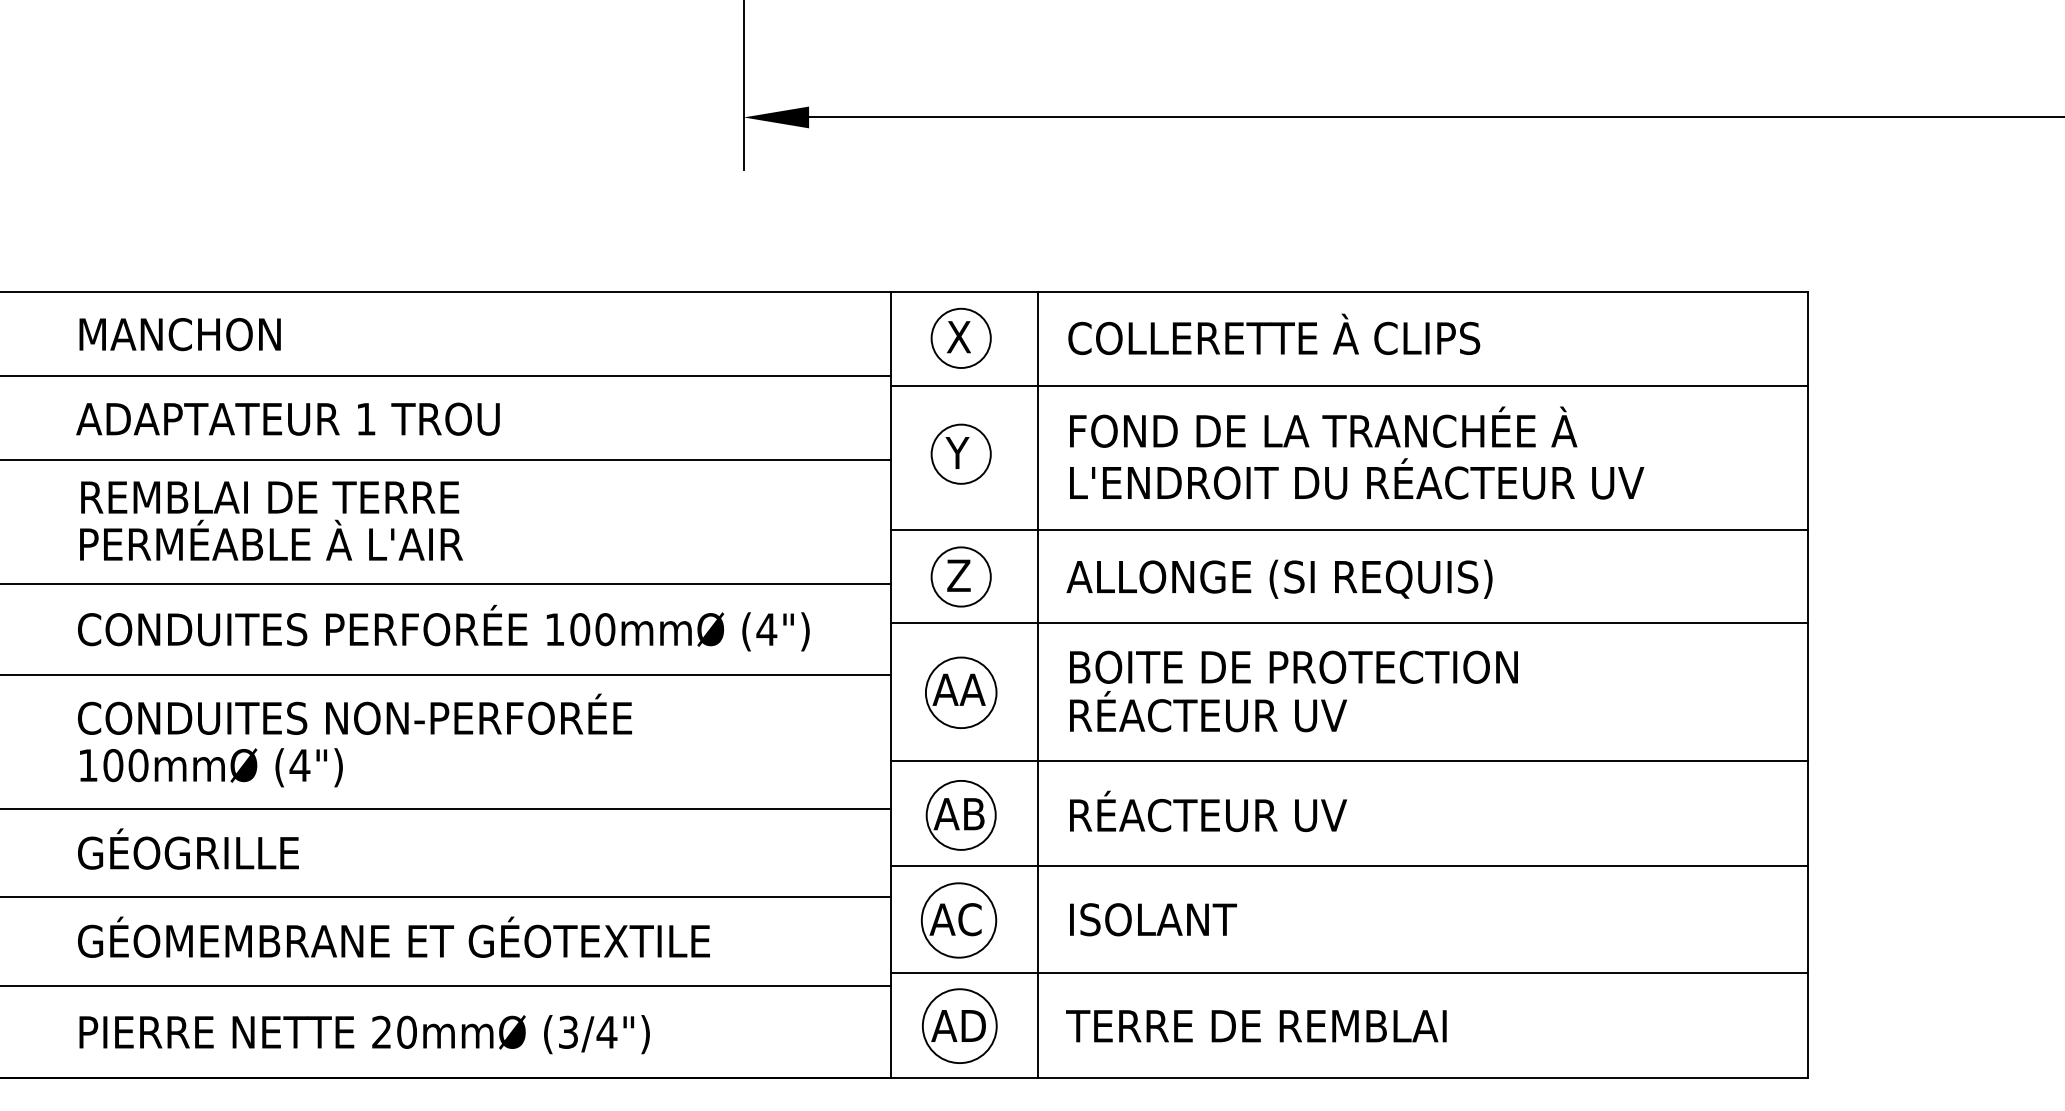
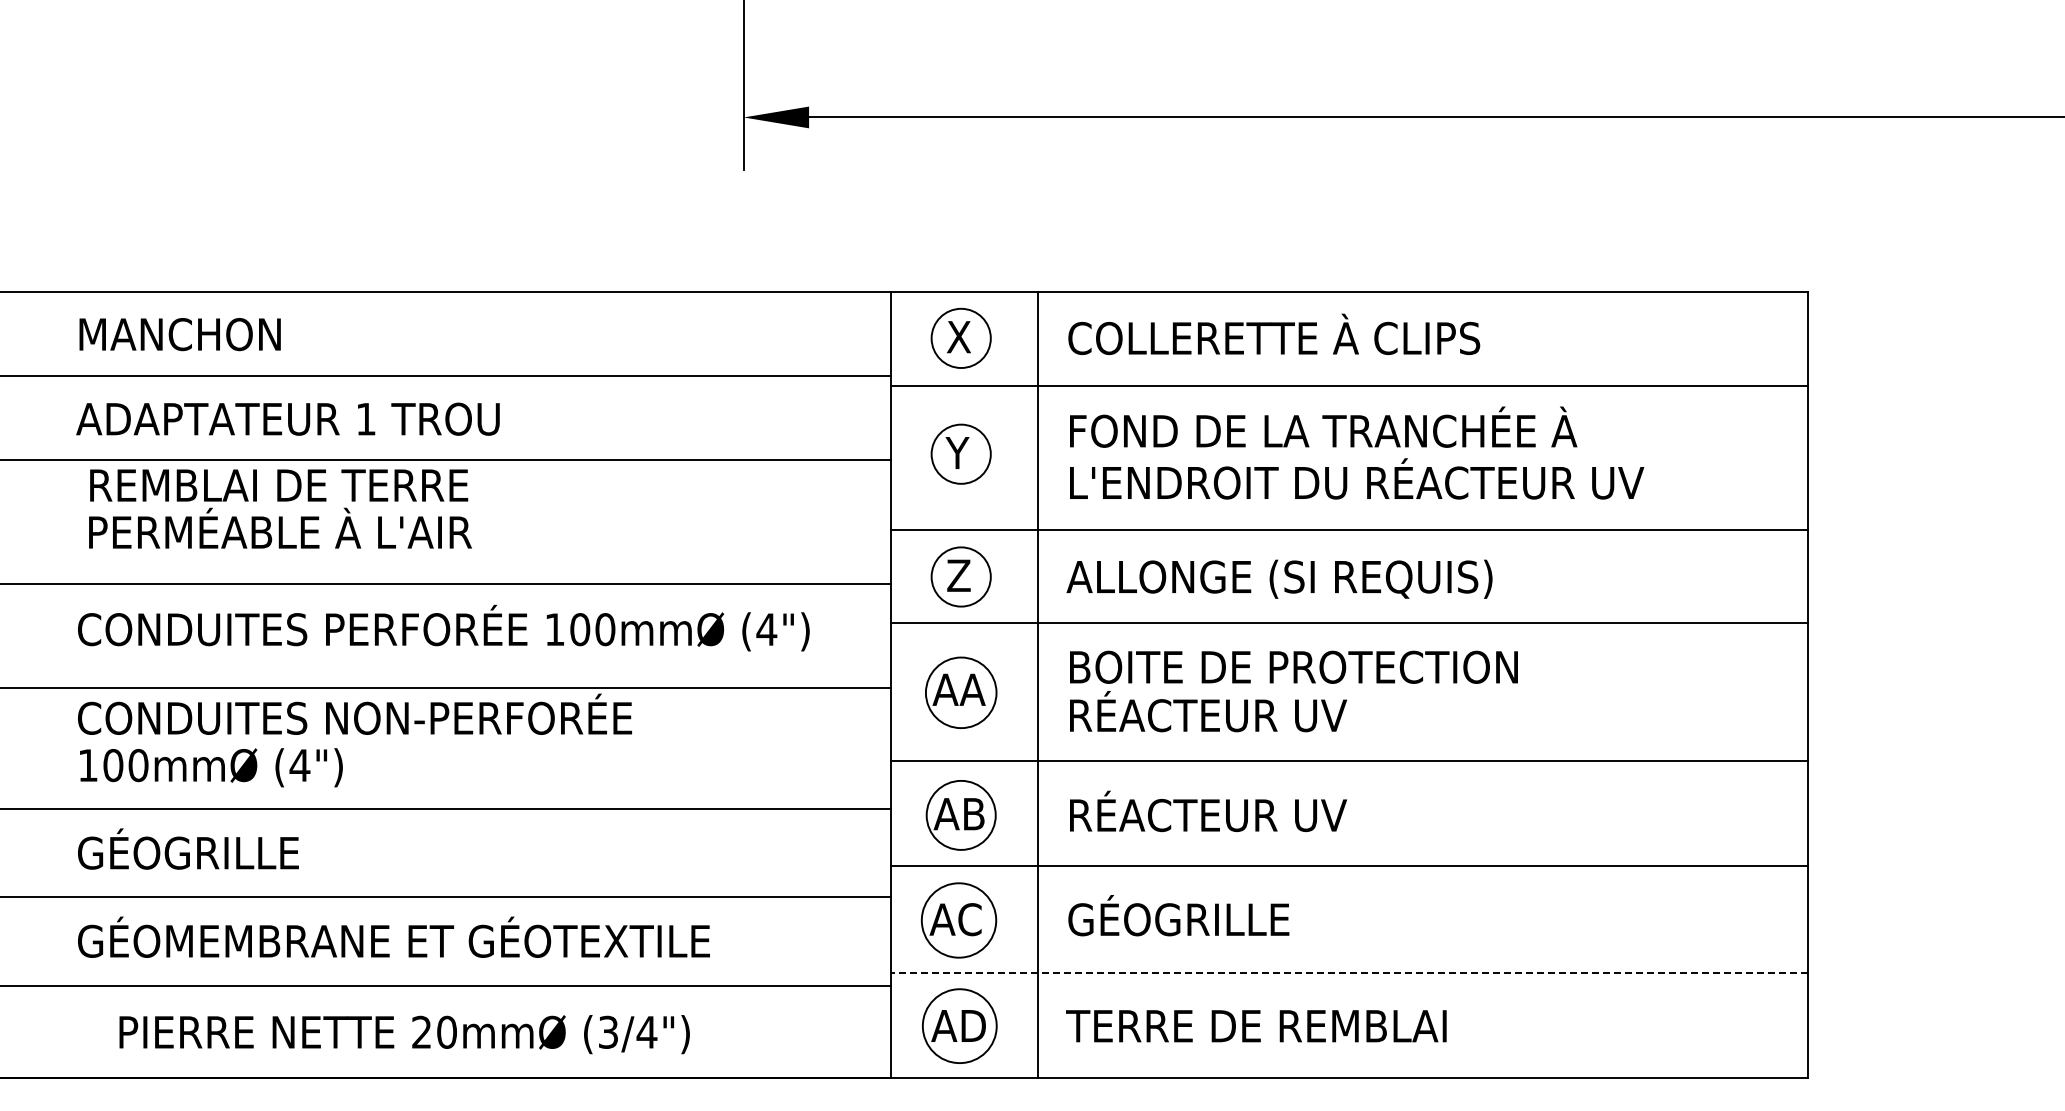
text position: (271, 520) -> (280, 508) (280, 508)
line position: (446, 674) -> (446, 687) (446, 687)
text: ISOLANT -> GÉOGRILLE (1178, 915)
line: solid -> dashed (1348, 973)
text position: (364, 1034) -> (404, 1034) (404, 1034)
